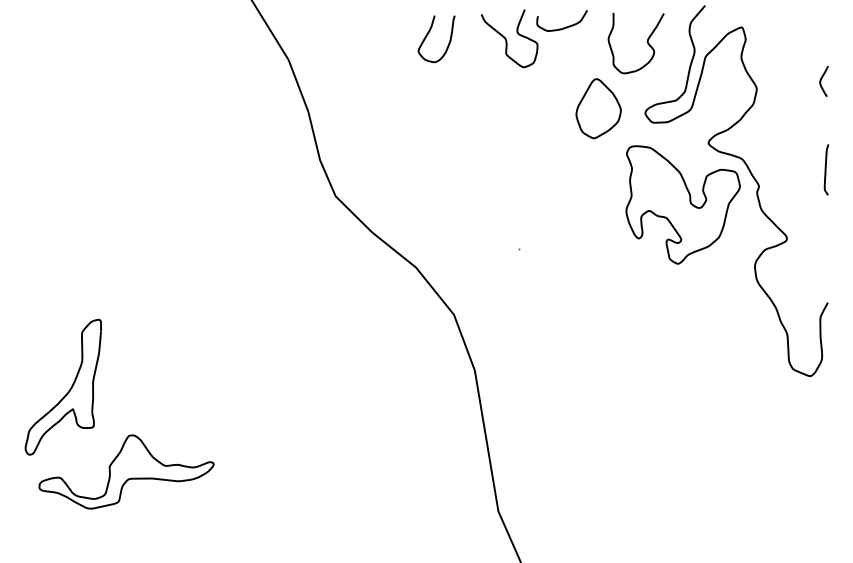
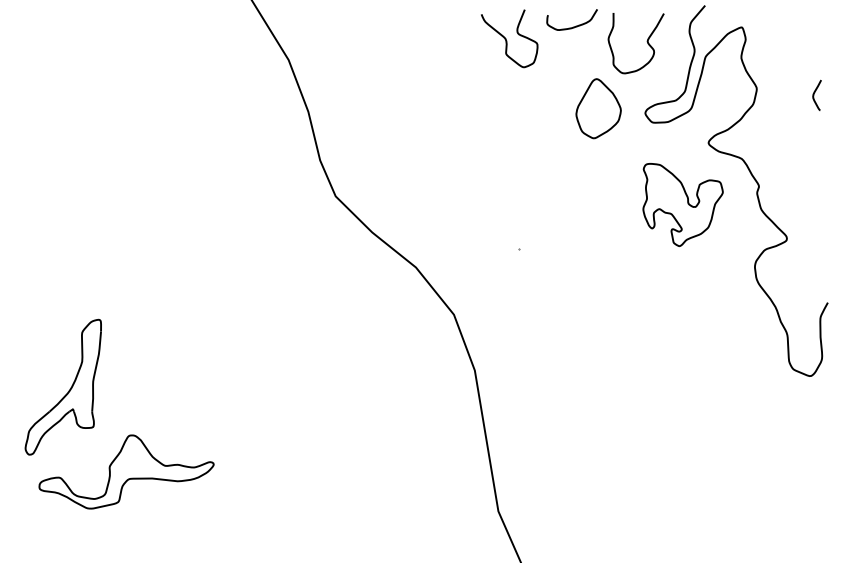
curve position: (563, 27) -> (573, 26) (573, 26)
curve: present -> none (428, 34)
curve position: (821, 80) -> (814, 94) (814, 94)
curve: present -> none (826, 169)
part size: 116x120 px -> 82x84 px (682, 204)
